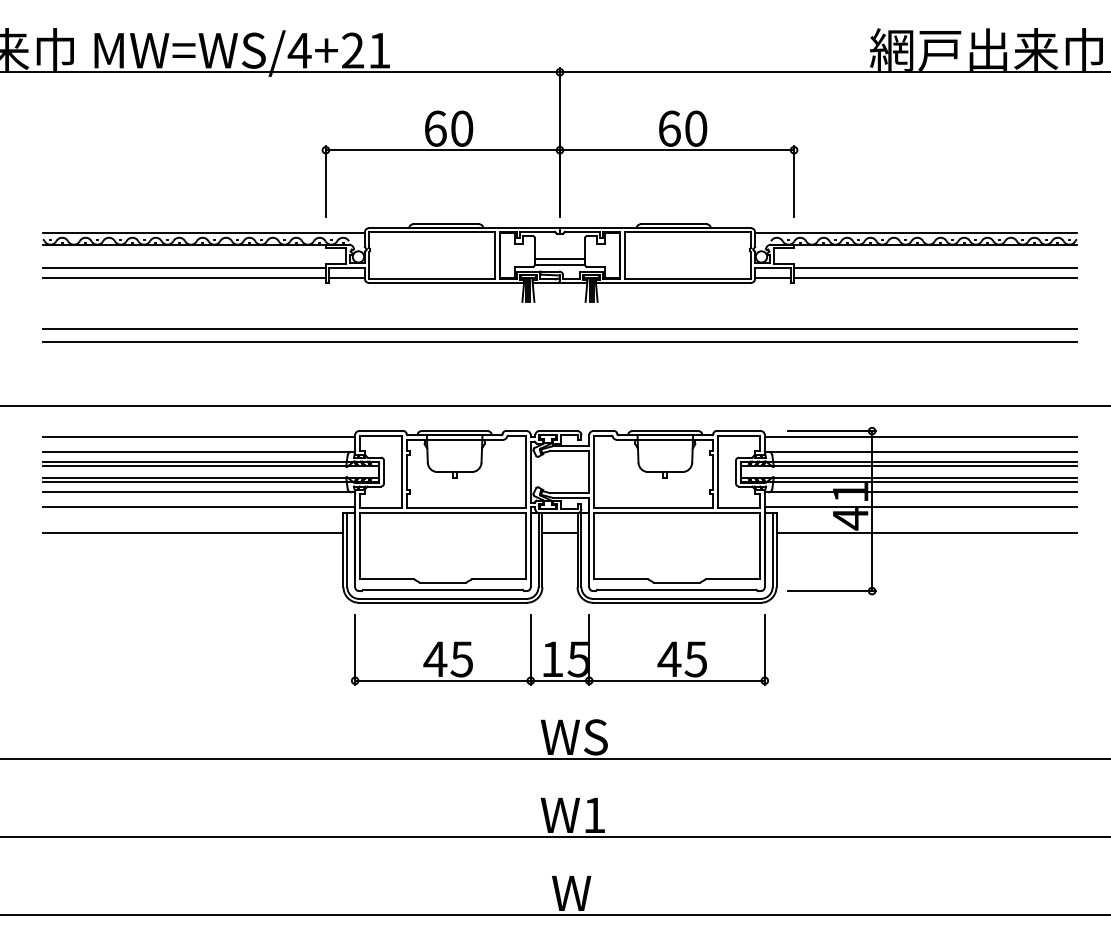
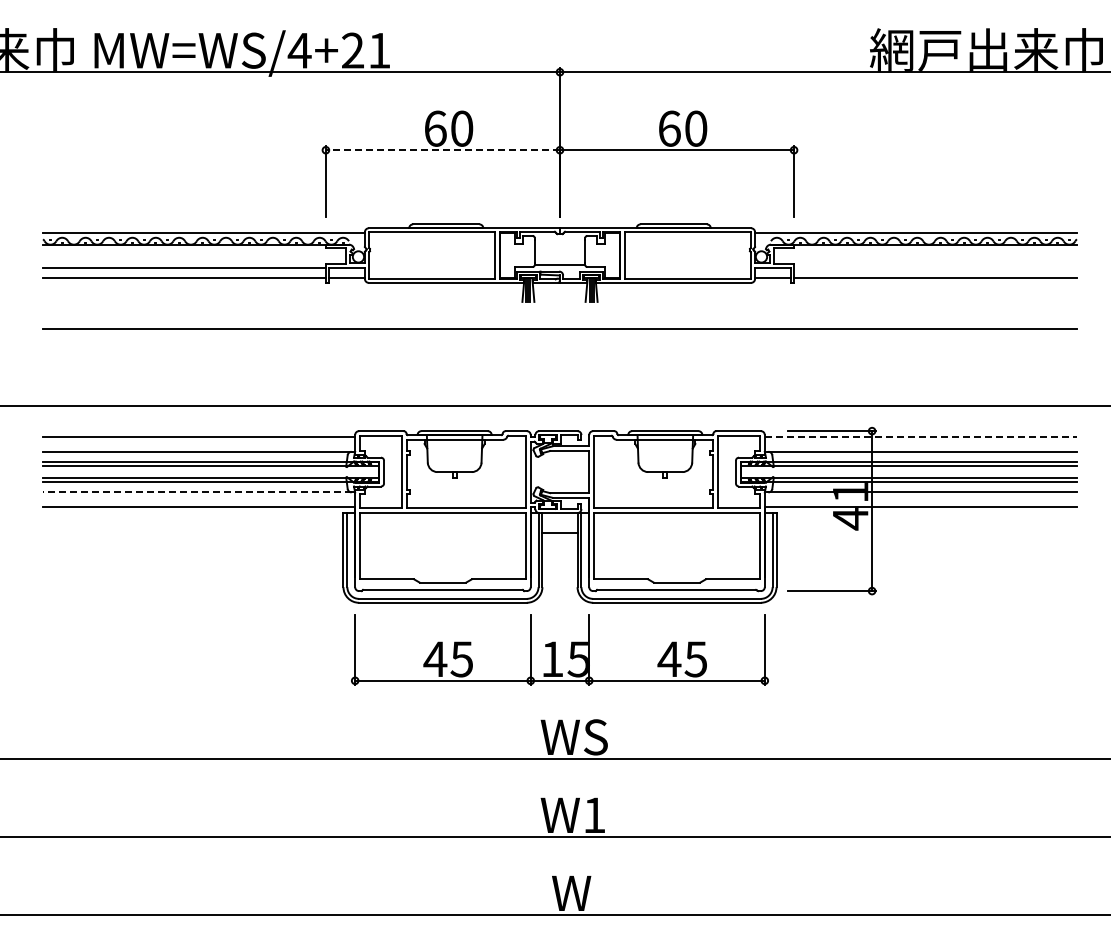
line: solid -> dashed (442, 150)
line: present -> none (559, 259)
line: present -> none (935, 267)
line: present -> none (559, 342)
line: solid -> dashed (921, 436)
line: solid -> dashed (196, 492)
line: present -> none (193, 532)
line: present -> none (926, 532)
